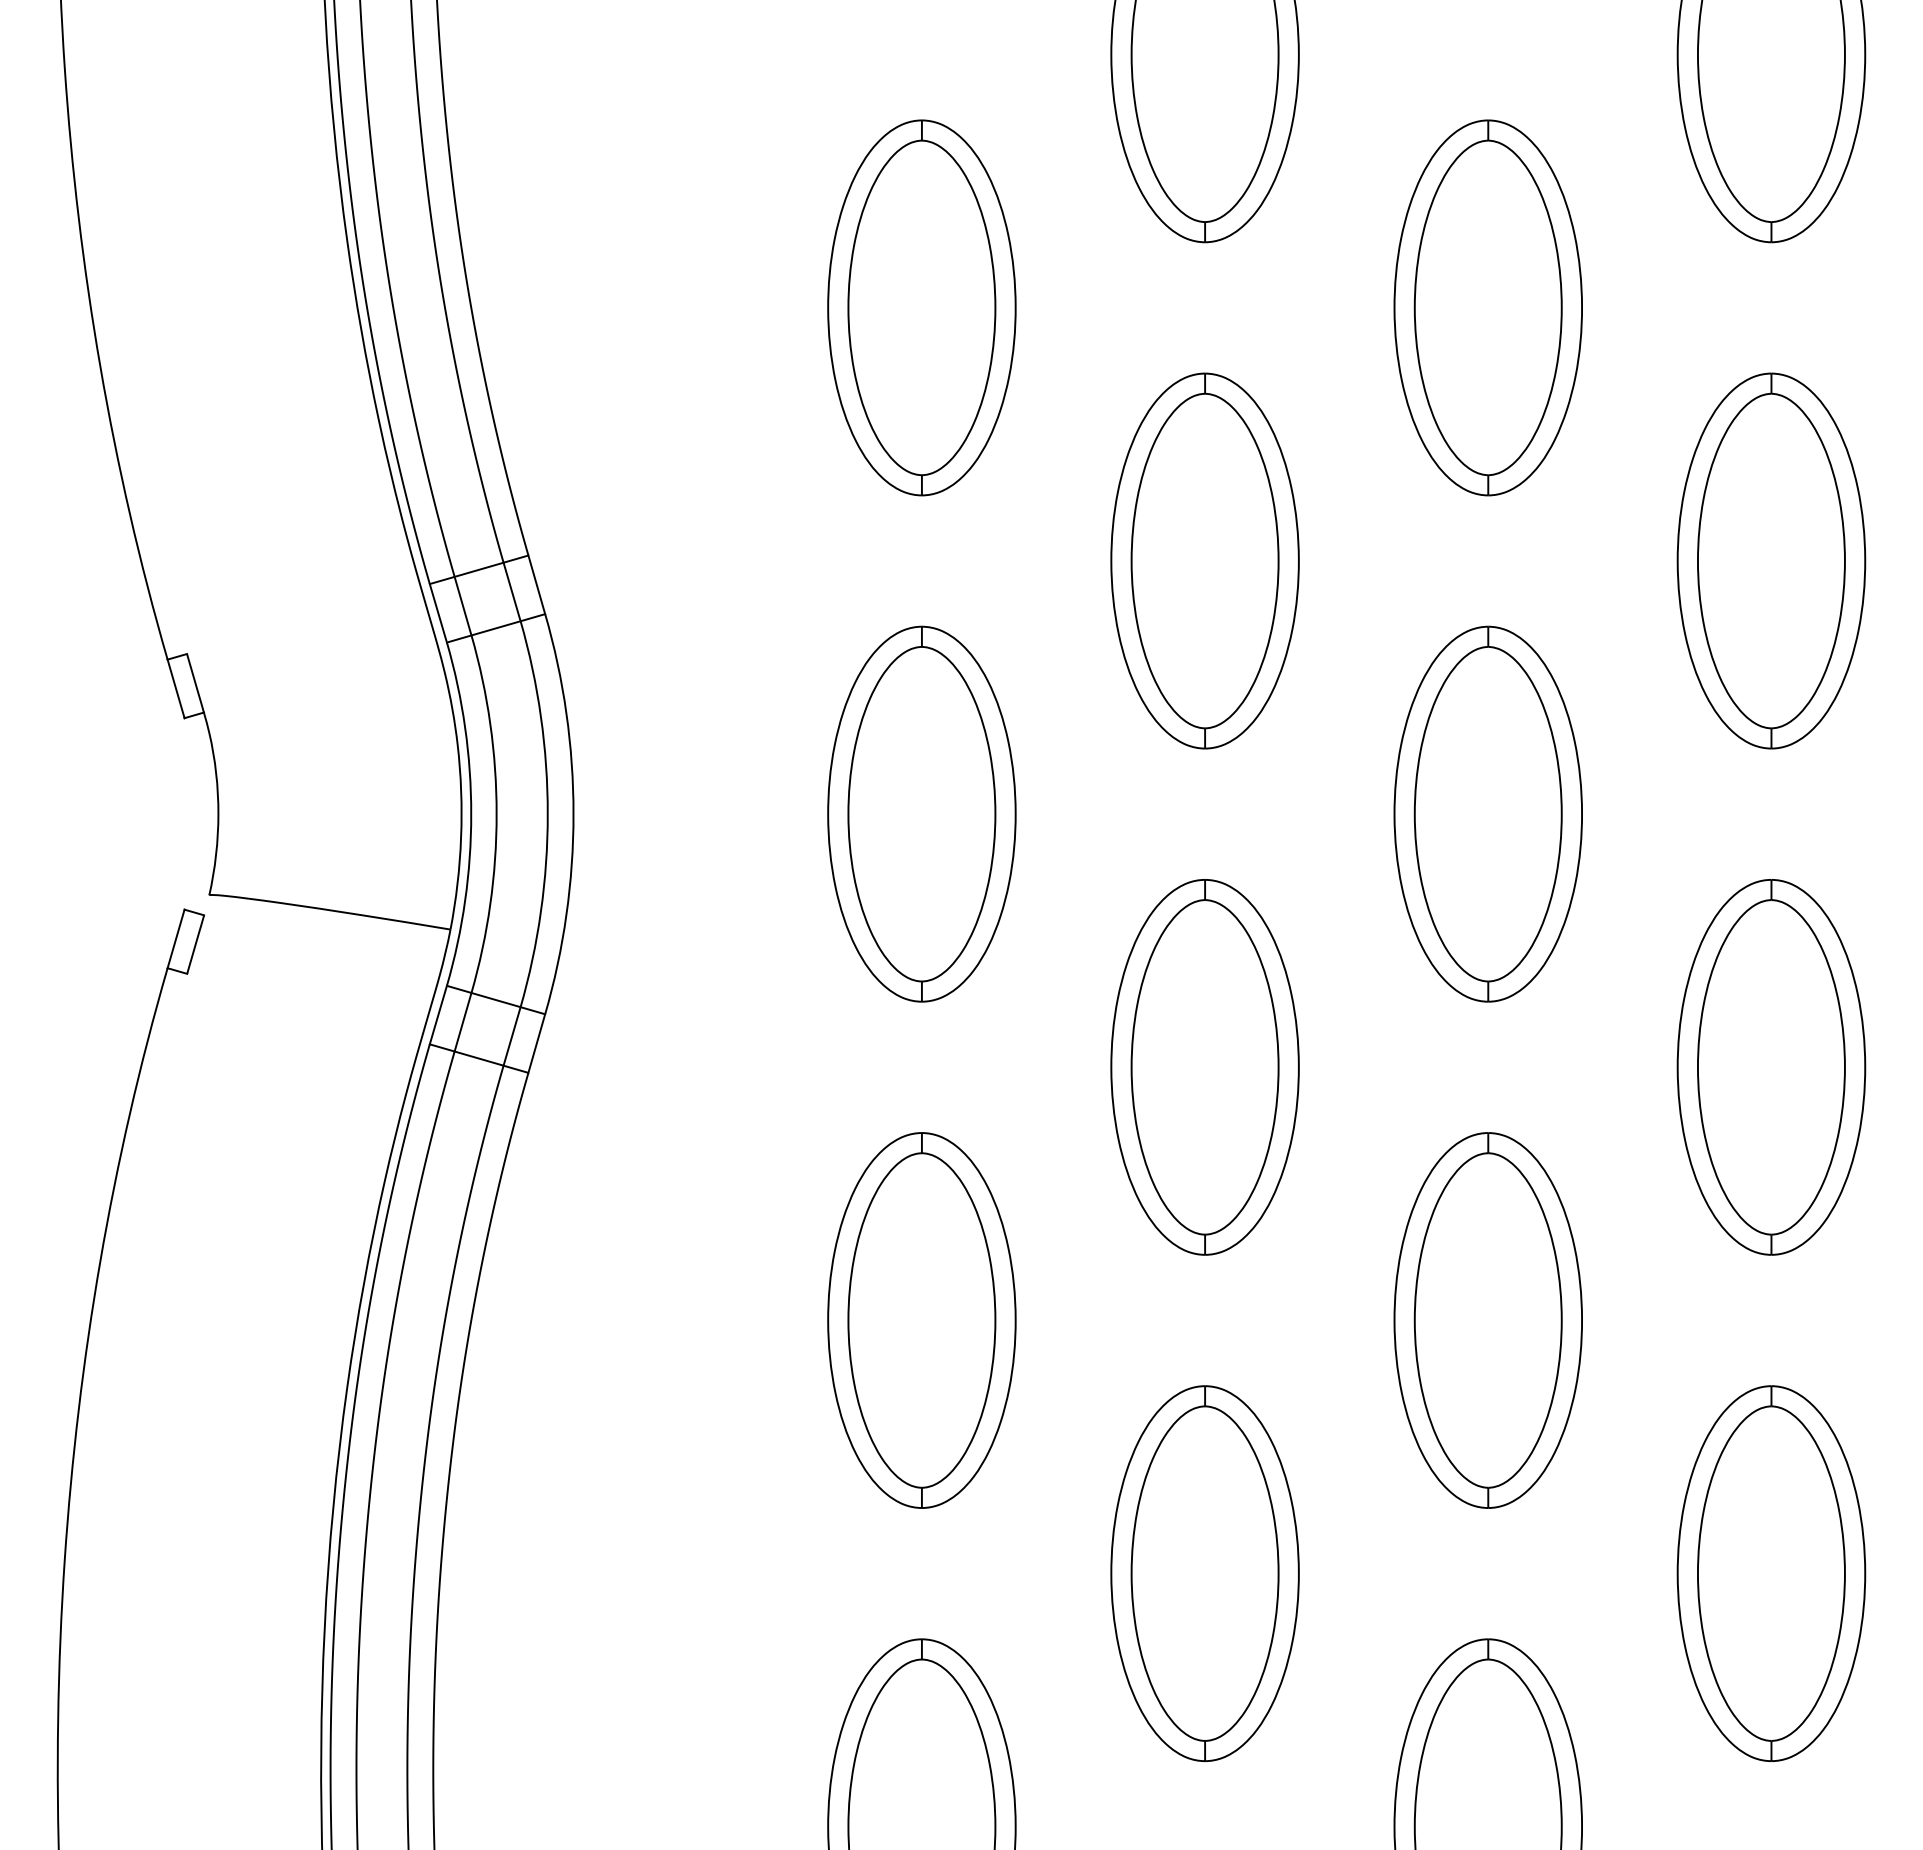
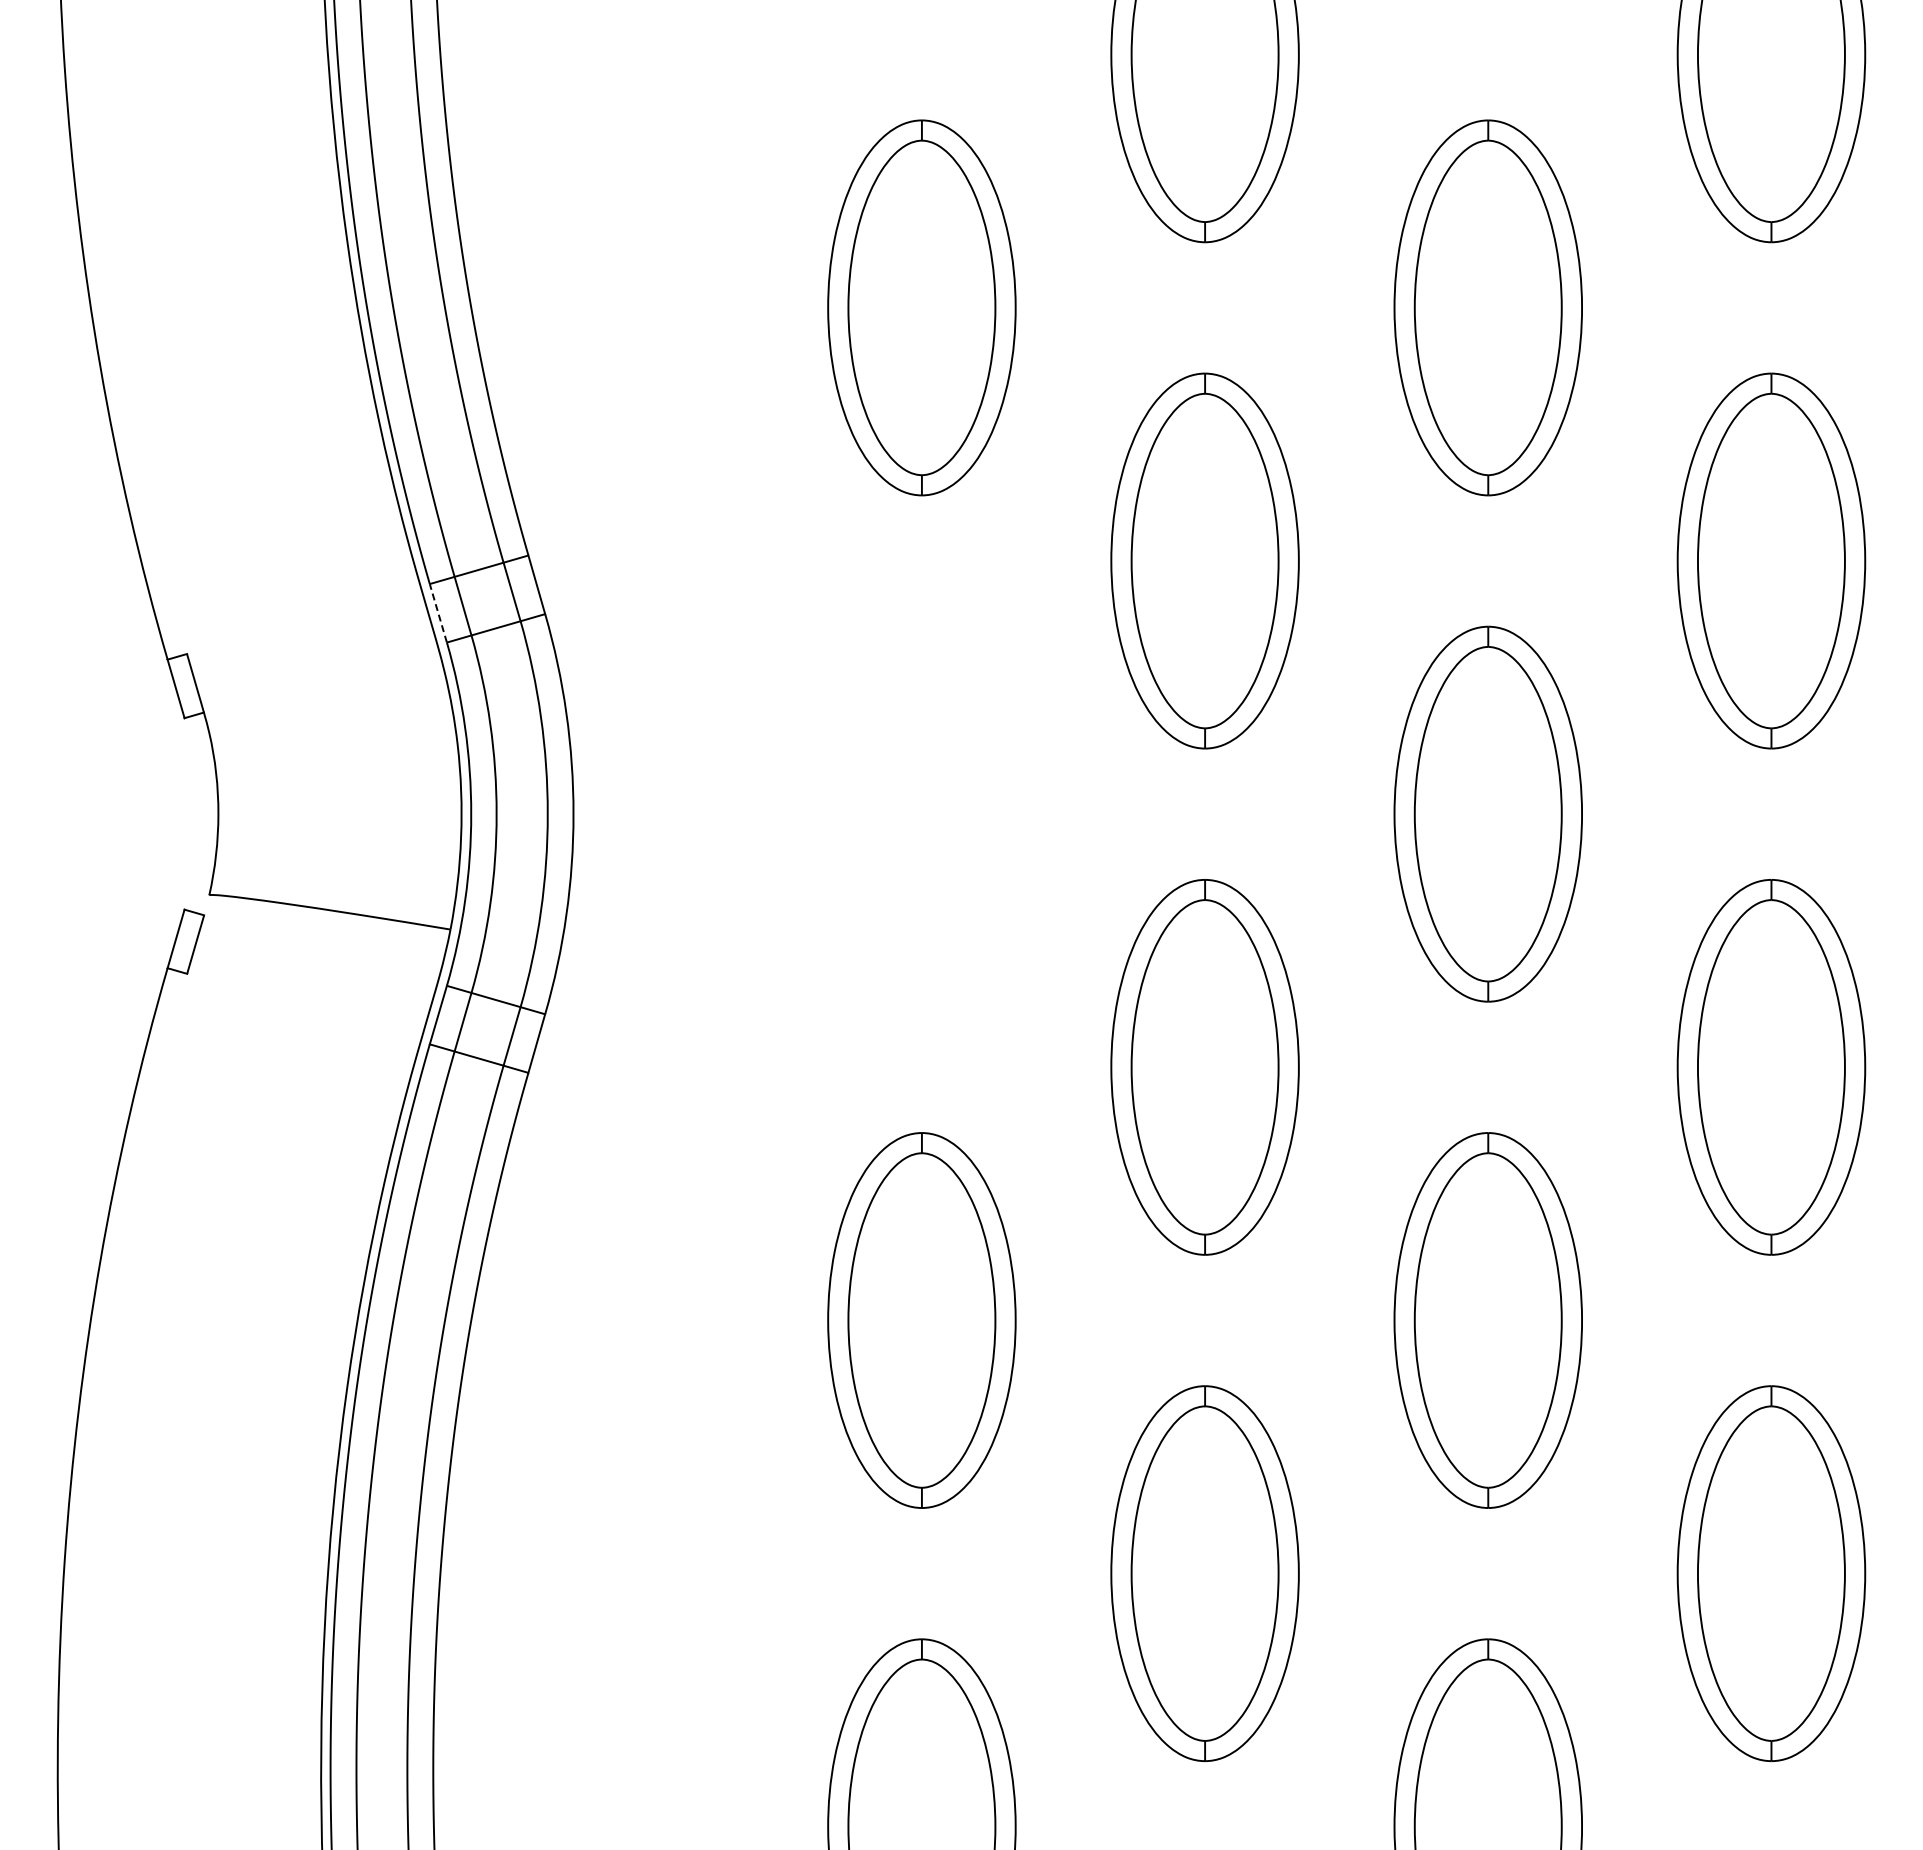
line: solid -> dashed (438, 612)
part: present -> none (921, 813)
